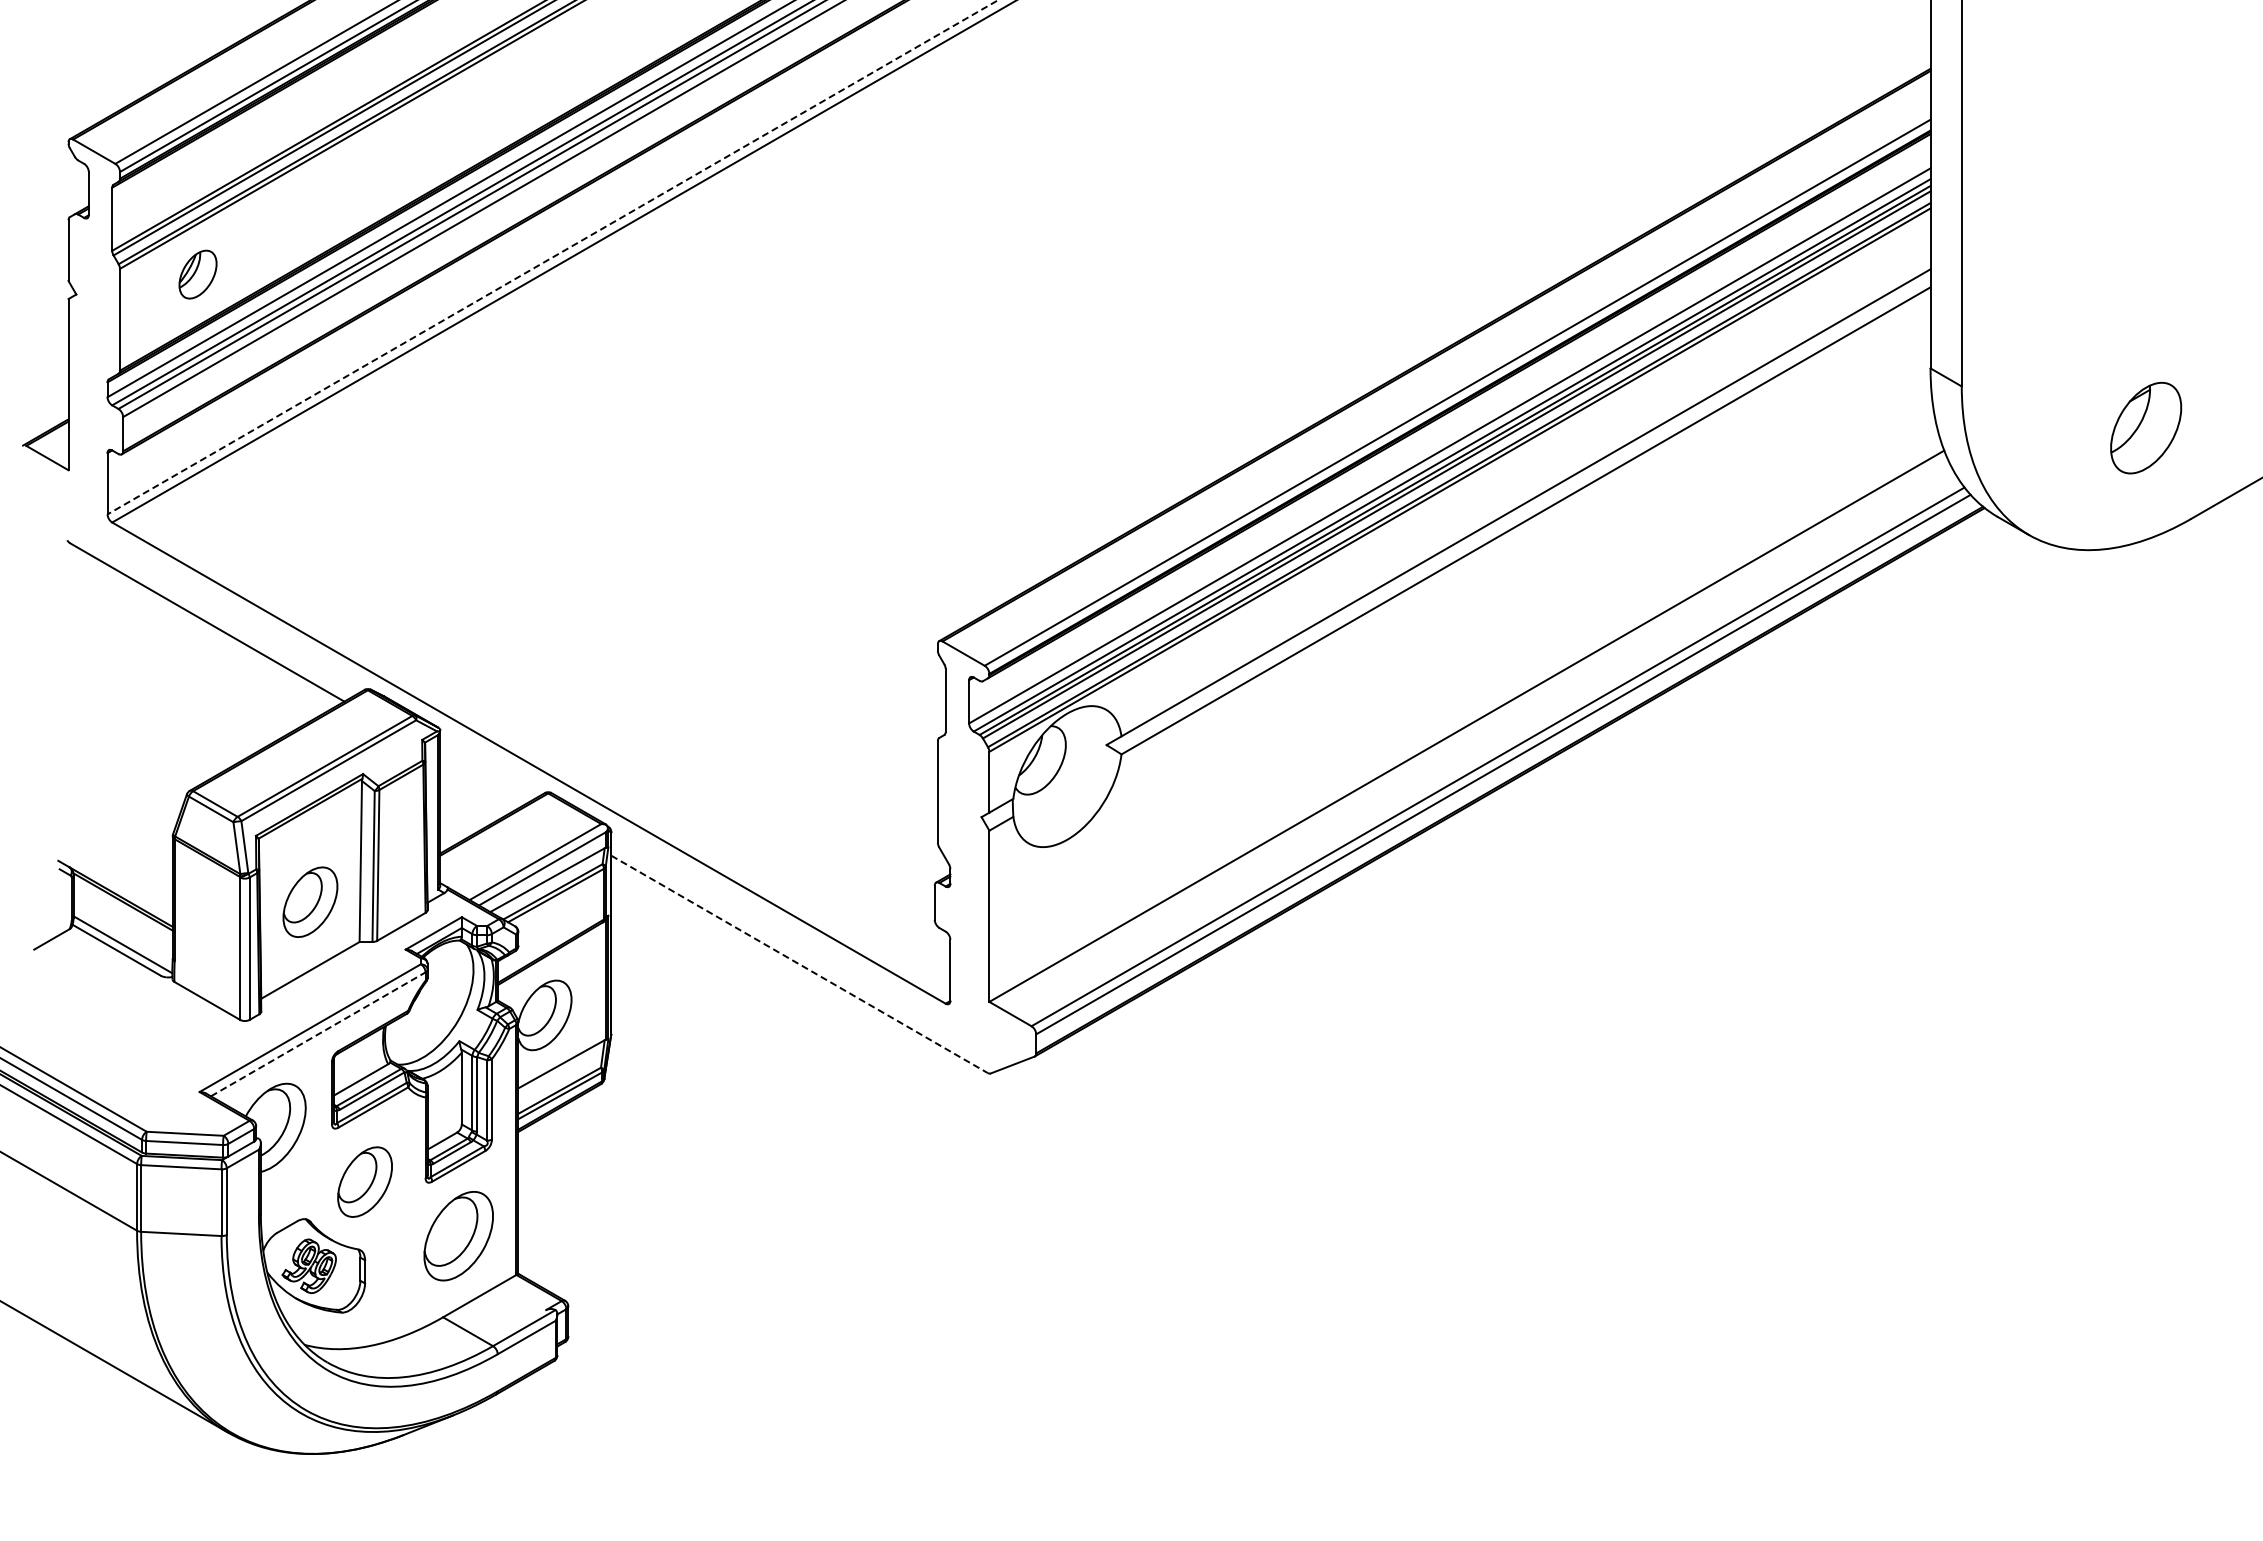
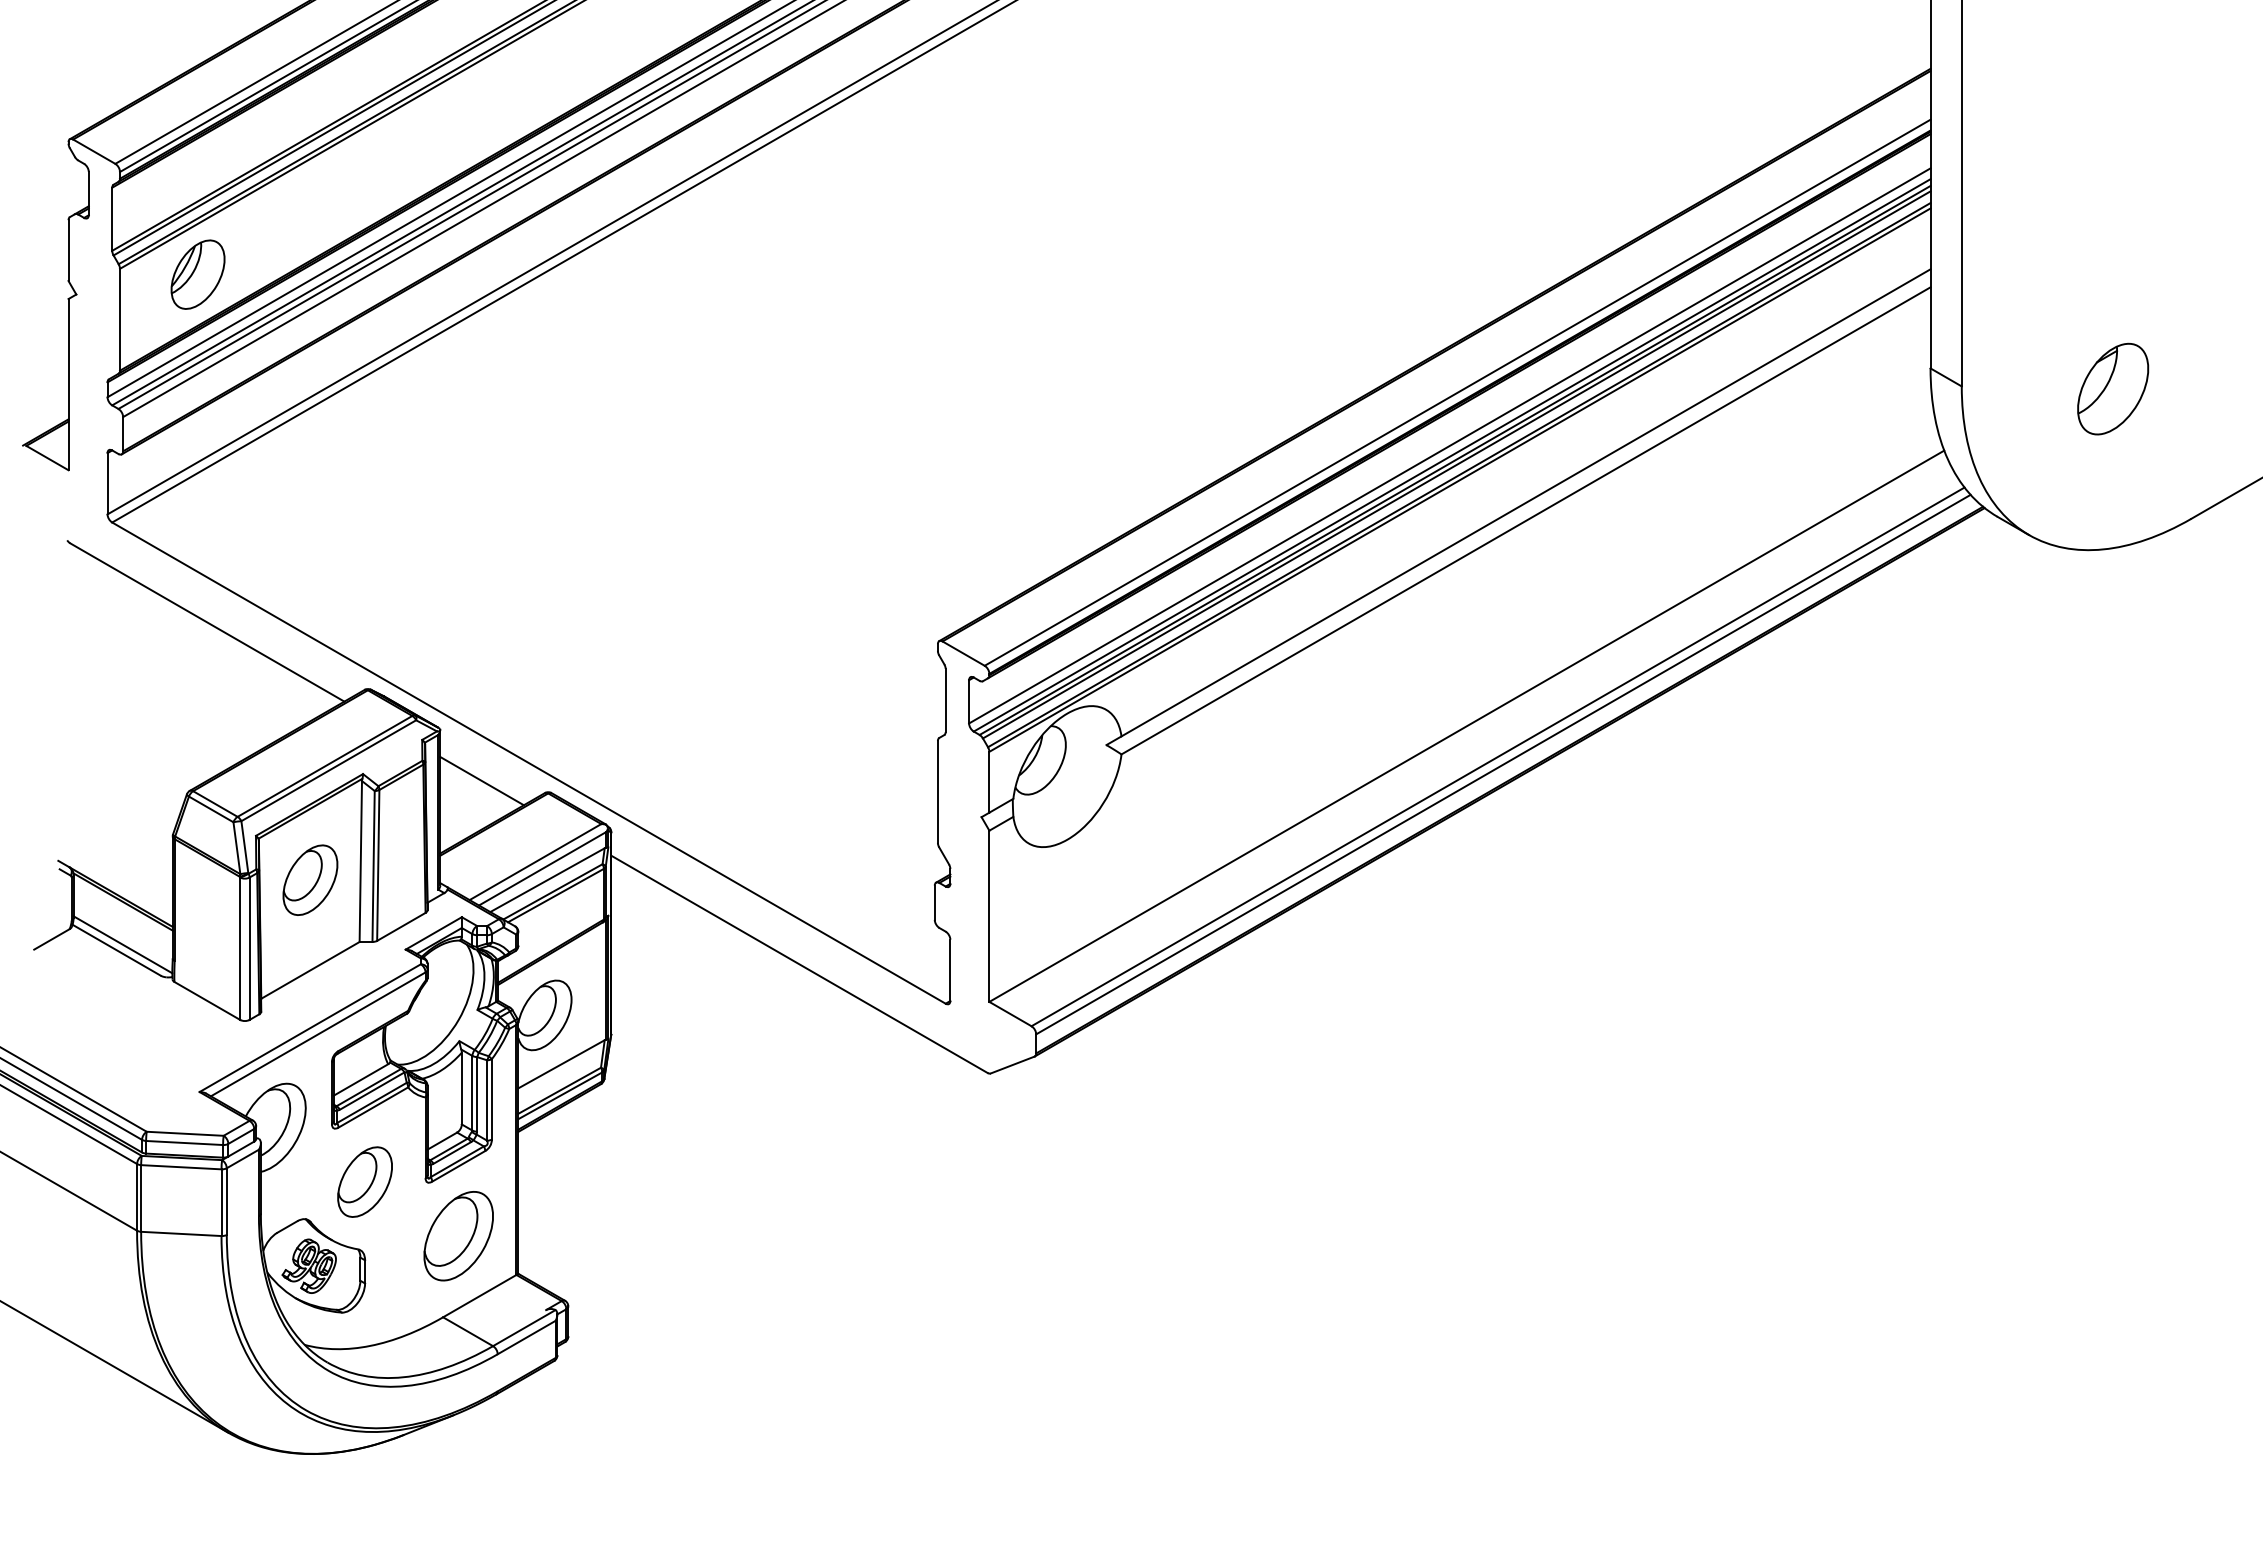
line: dashed -> solid (552, 257)
part size: 40x51 px -> 56x71 px (197, 274)
part position: (2146, 427) -> (2113, 388) (2113, 388)
line: none -> present (481, 781)
part position: (310, 901) -> (310, 879) (310, 879)
line: dashed -> solid (799, 964)
line: dashed -> solid (318, 1034)
